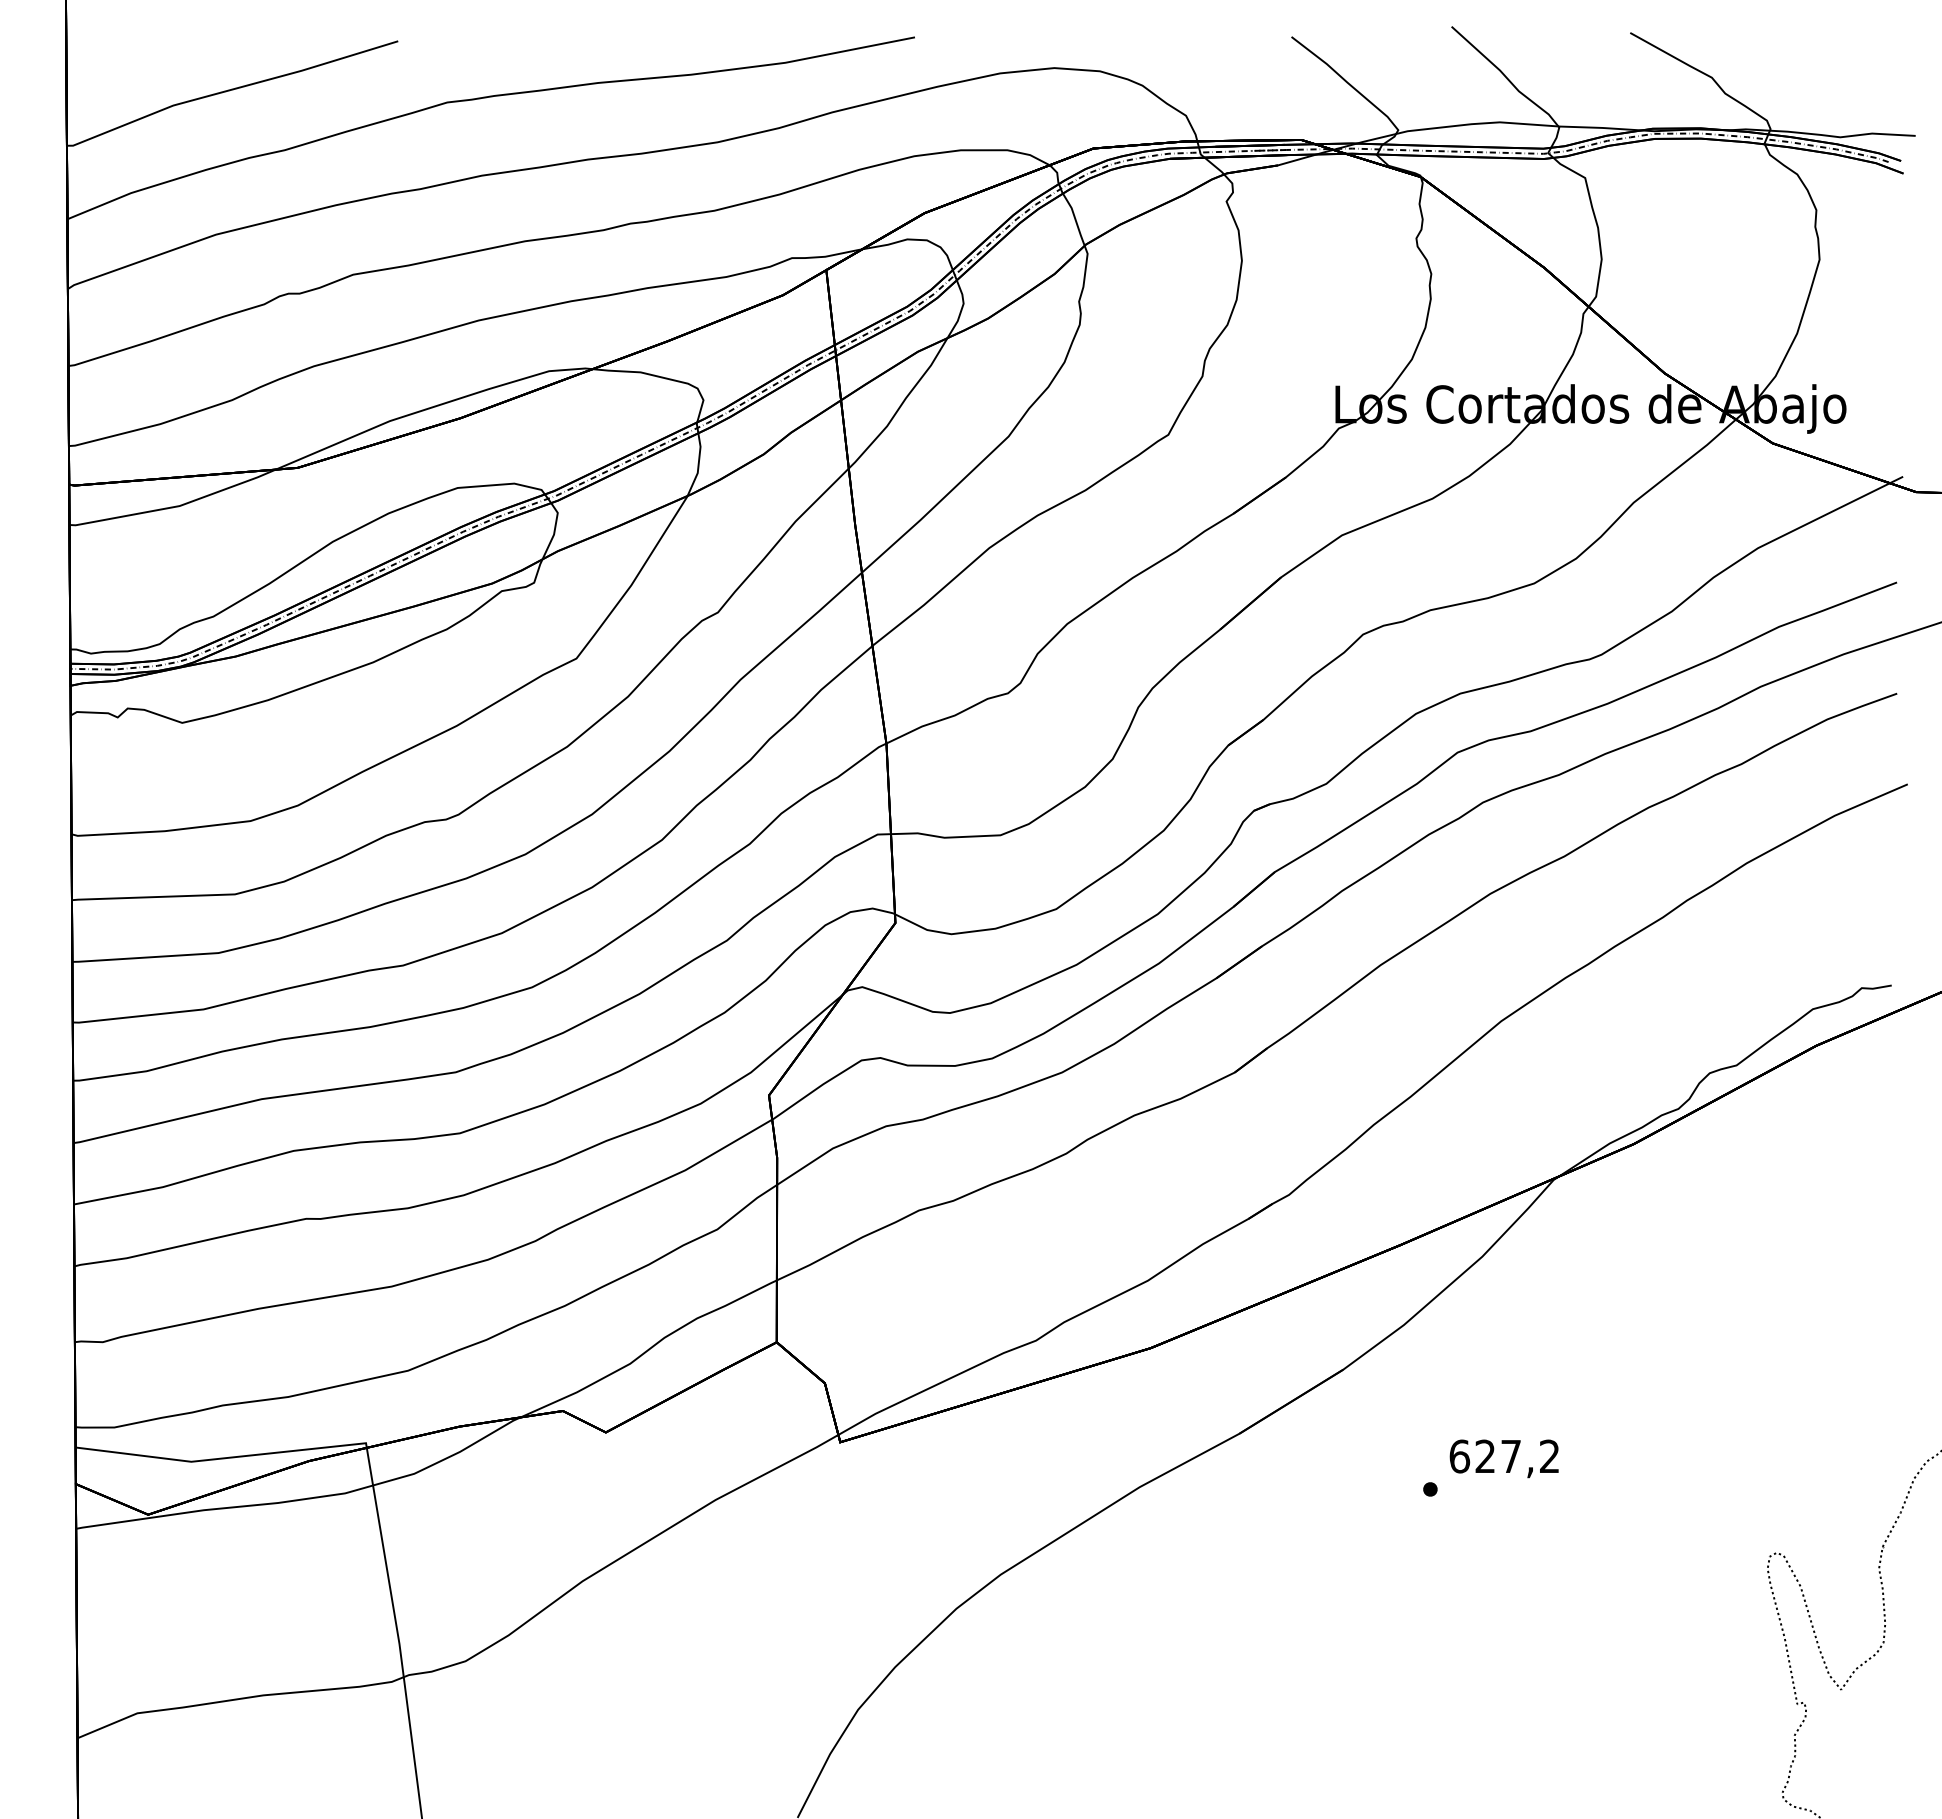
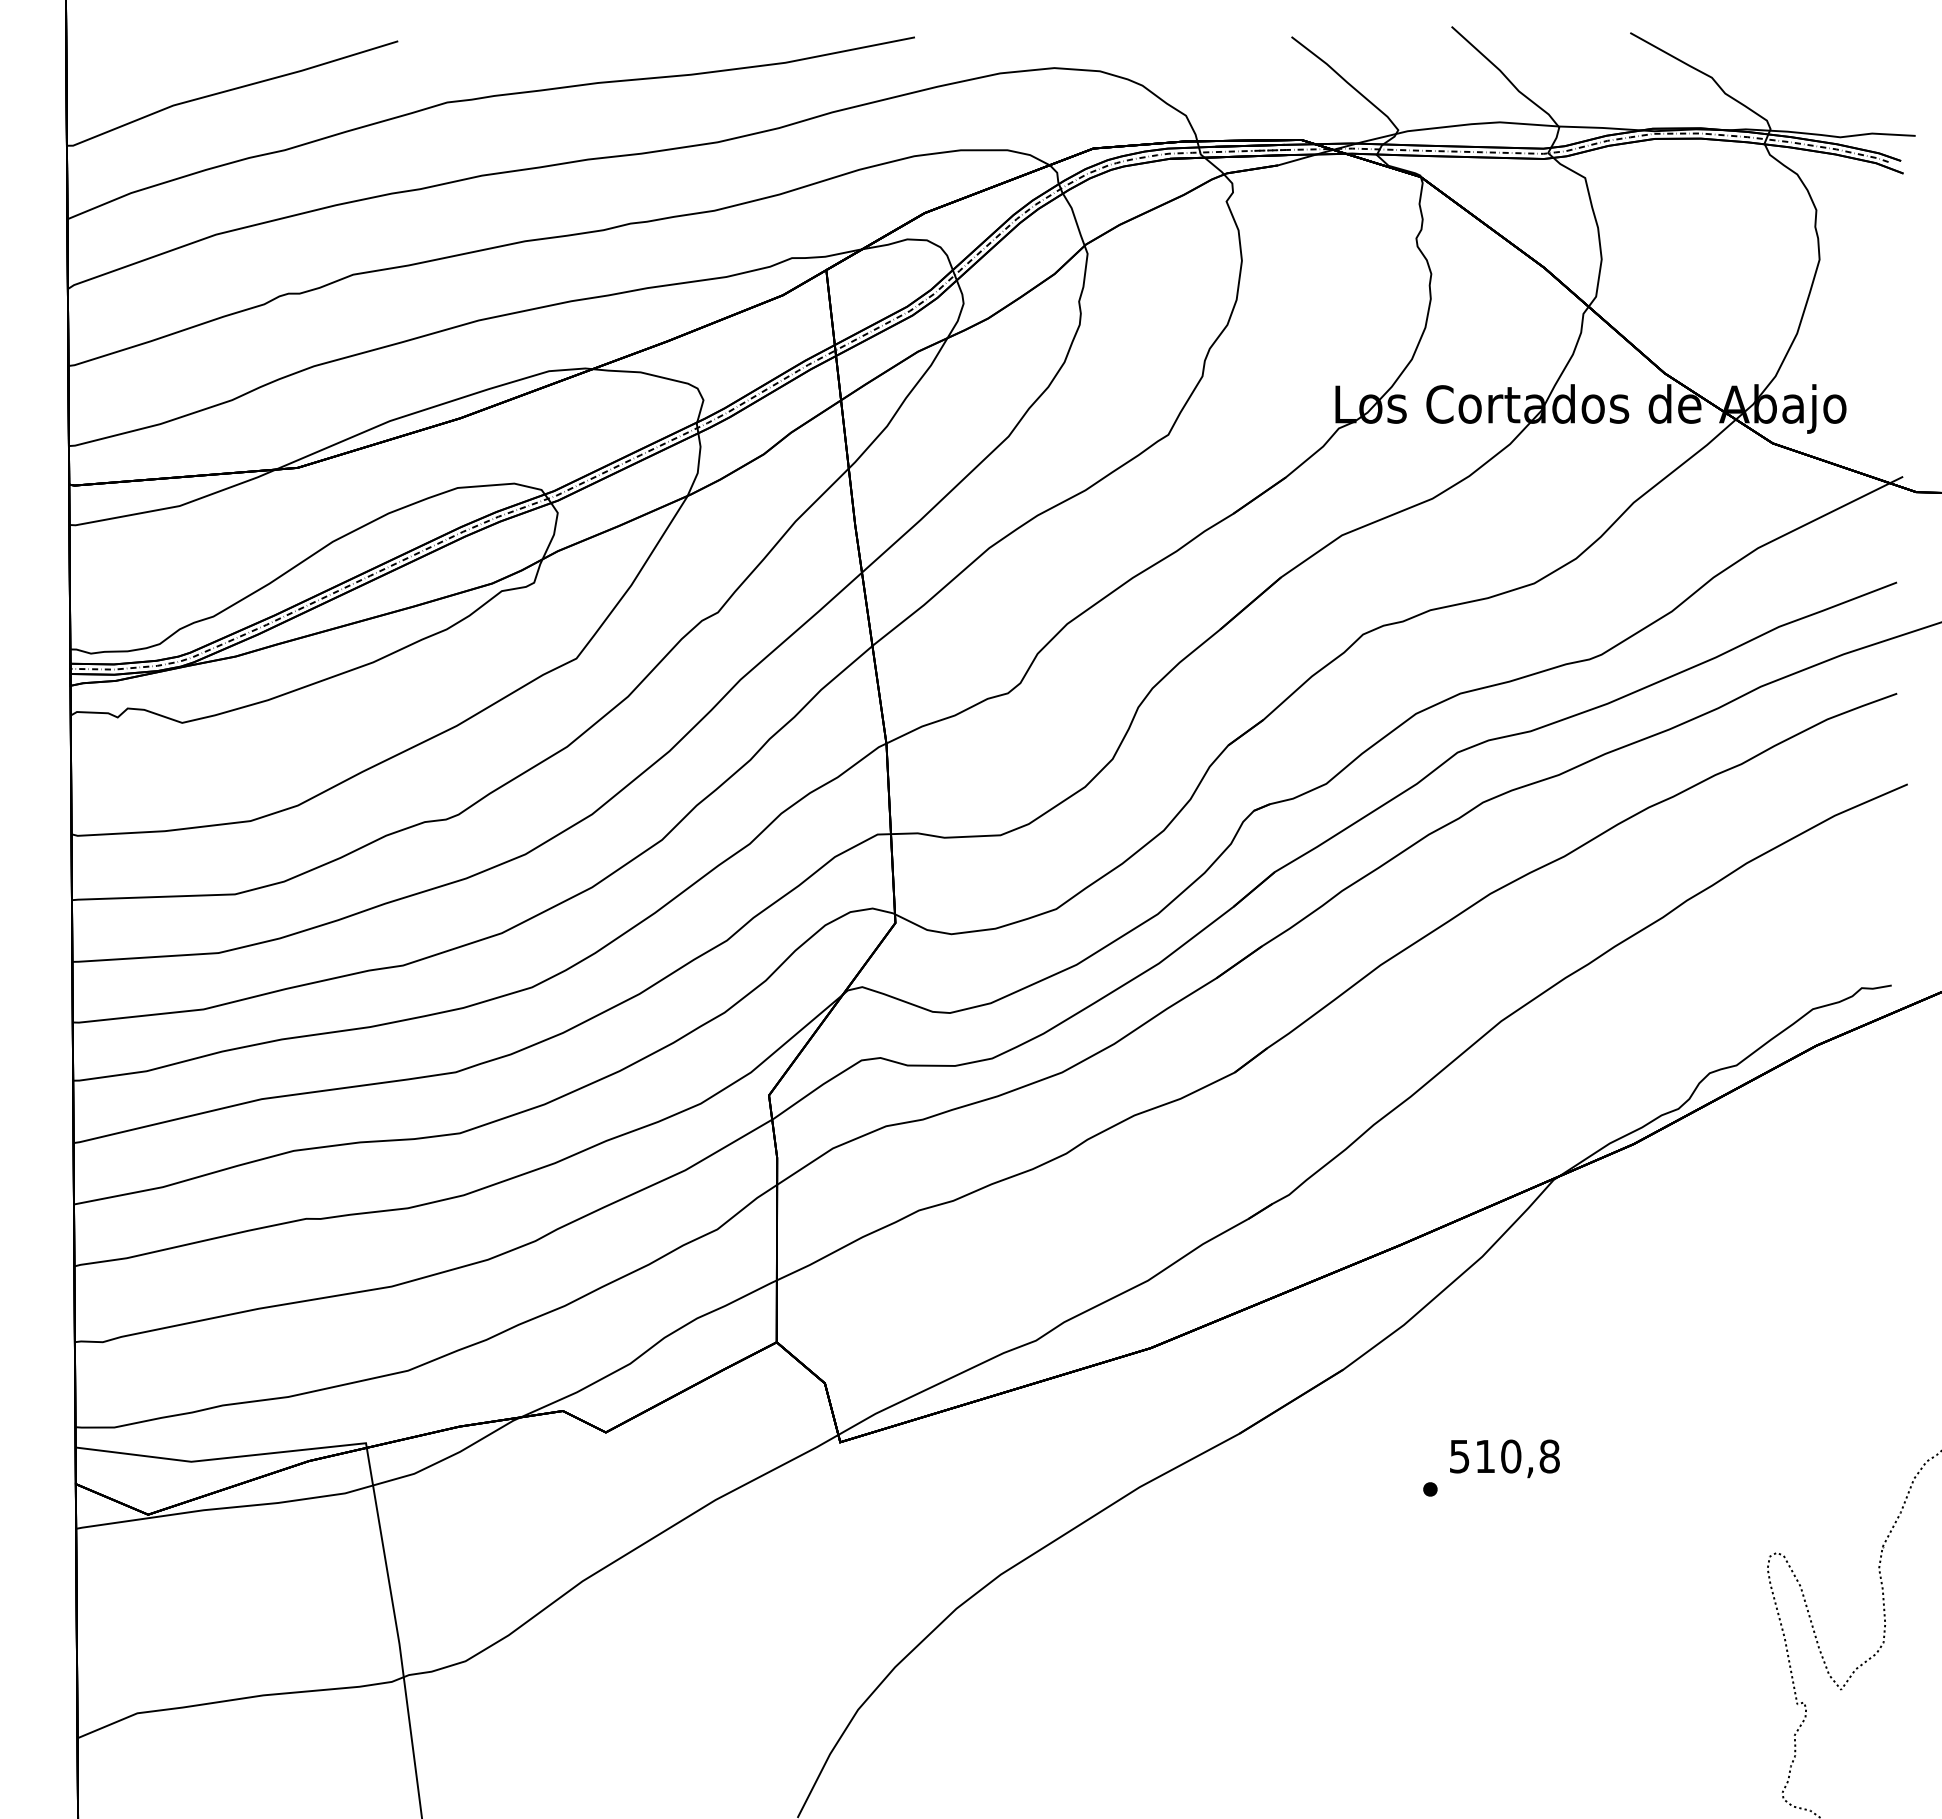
text: 627,2 -> 510,8 (1504, 1456)
